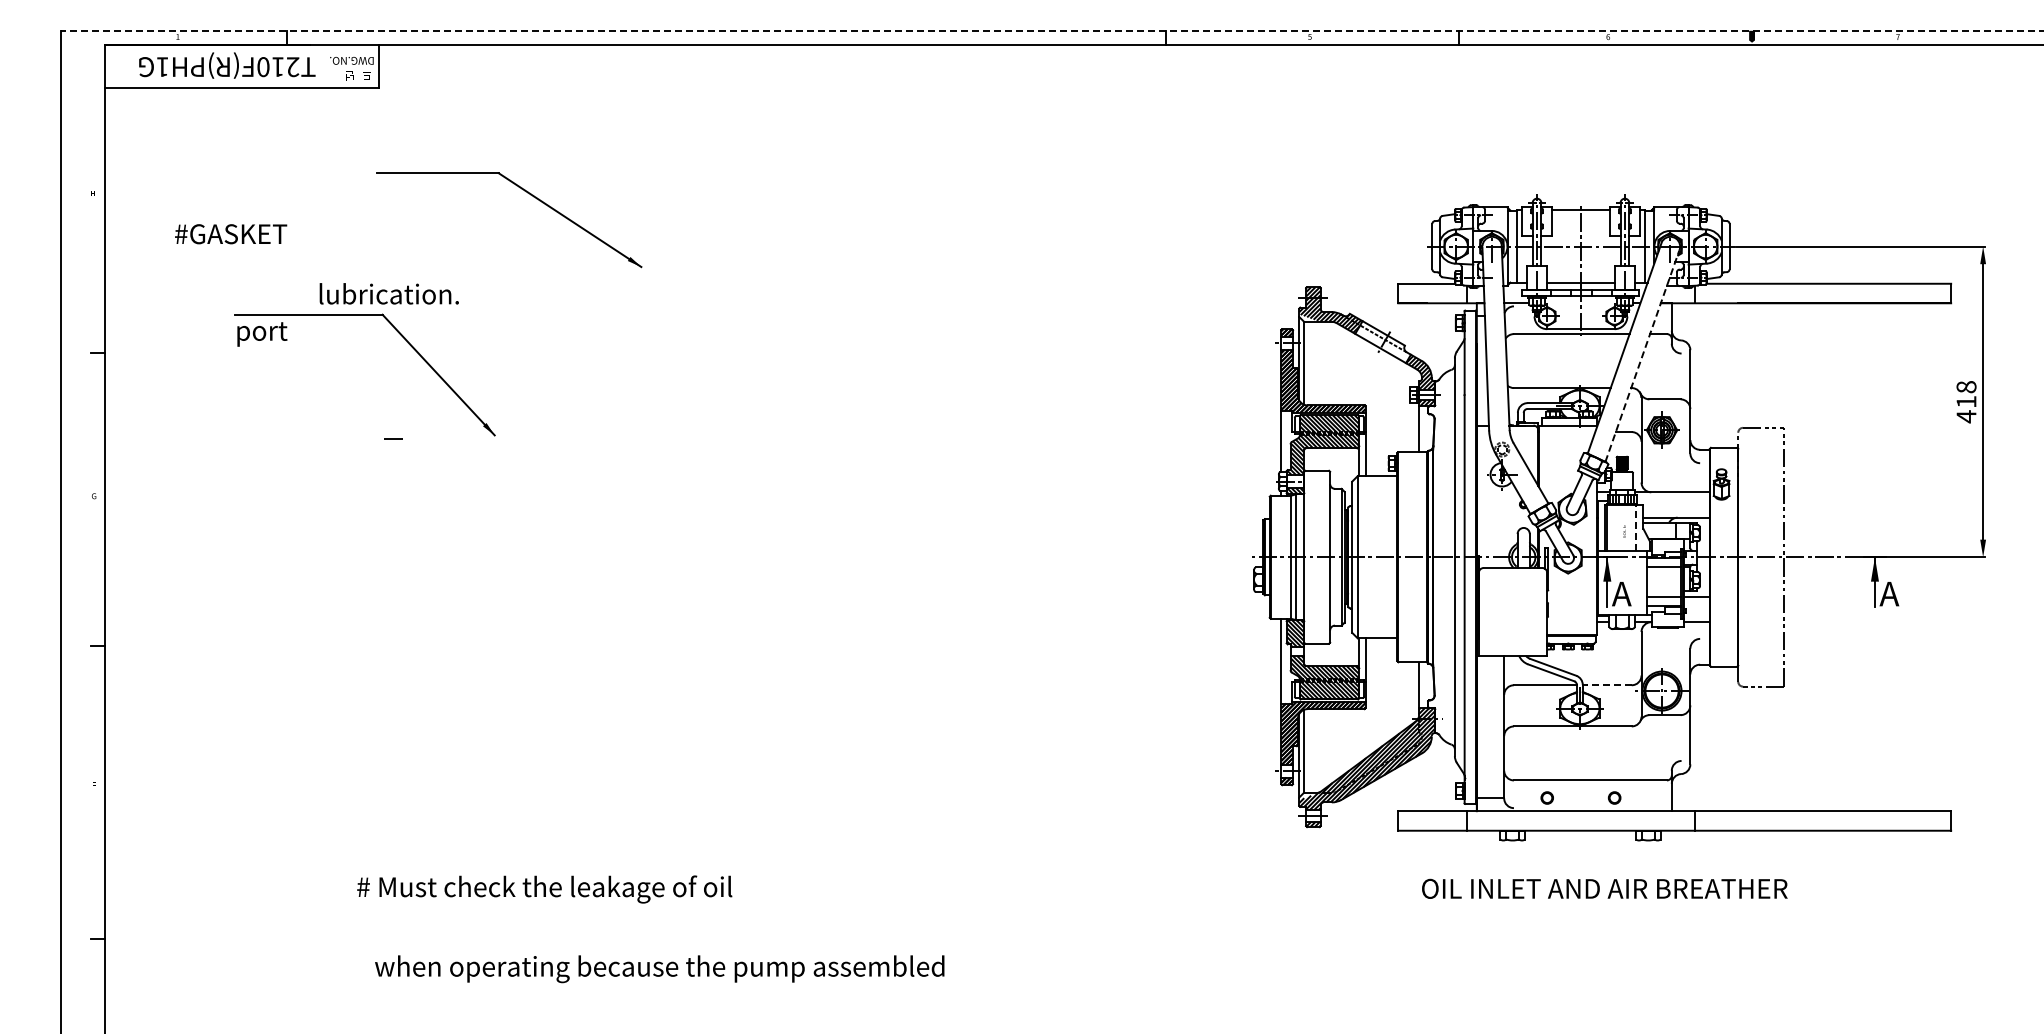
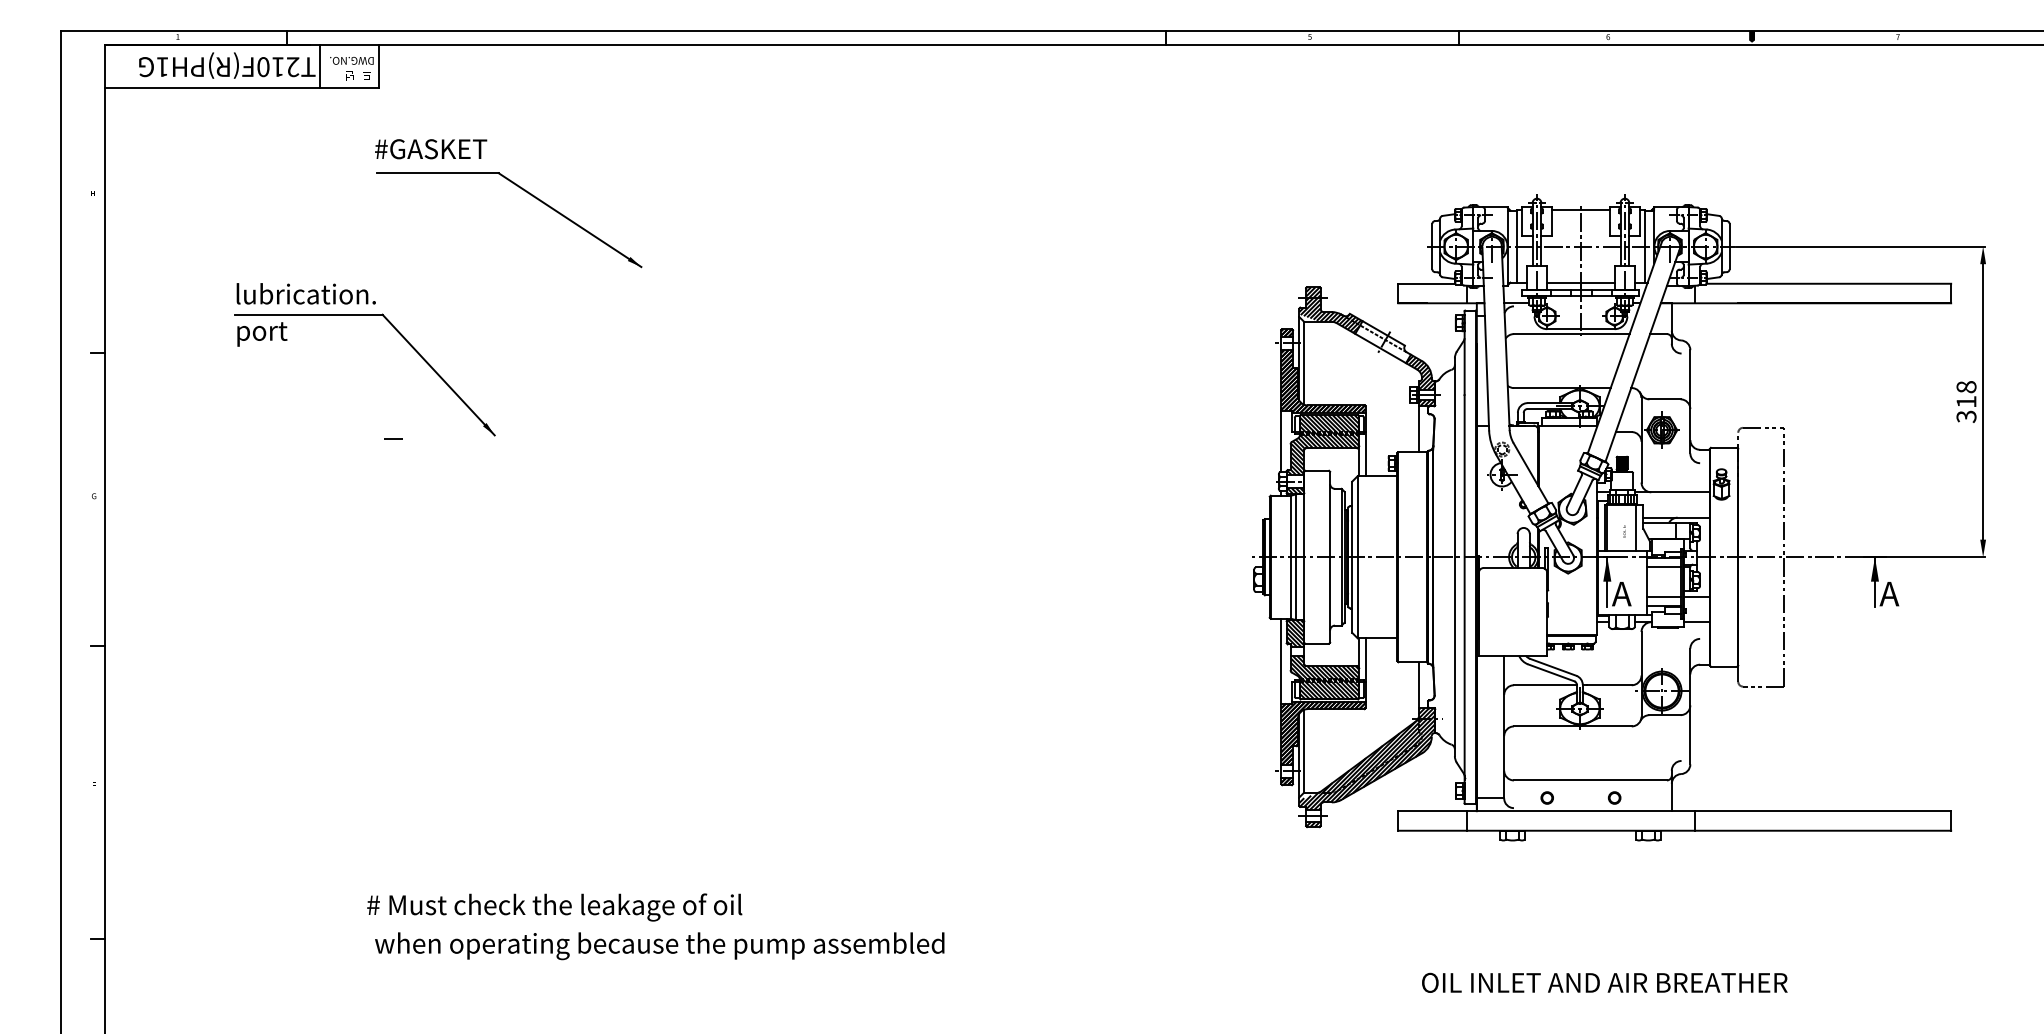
line: dashed -> solid (1052, 30)
line: none -> present (320, 66)
text position: (231, 234) -> (431, 149) (431, 149)
text position: (388, 293) -> (305, 293) (305, 293)
line: dashed -> solid (1642, 356)
text: 418 -> 318 (1966, 416)
line: dashed -> solid (1635, 527)
line: dashed -> solid (1609, 685)
text position: (1604, 888) -> (1604, 982) (1604, 982)
text position: (544, 889) -> (554, 907) (554, 907)
text position: (659, 969) -> (659, 946) (659, 946)
